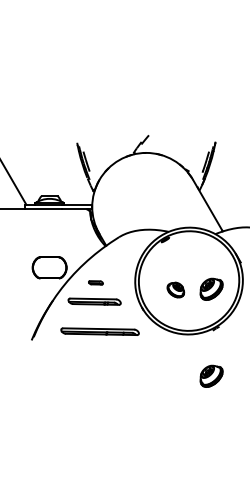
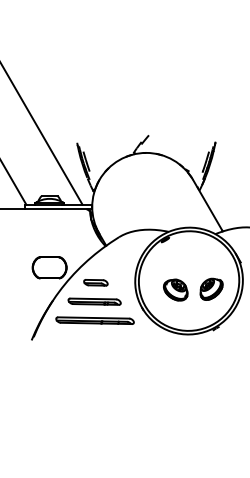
line: none -> present (42, 134)
part size: 16x6 px -> 26x8 px (95, 282)
part size: 20x18 px -> 26x24 px (175, 289)
part position: (99, 331) -> (94, 320) (94, 320)
part: present -> none (211, 375)
